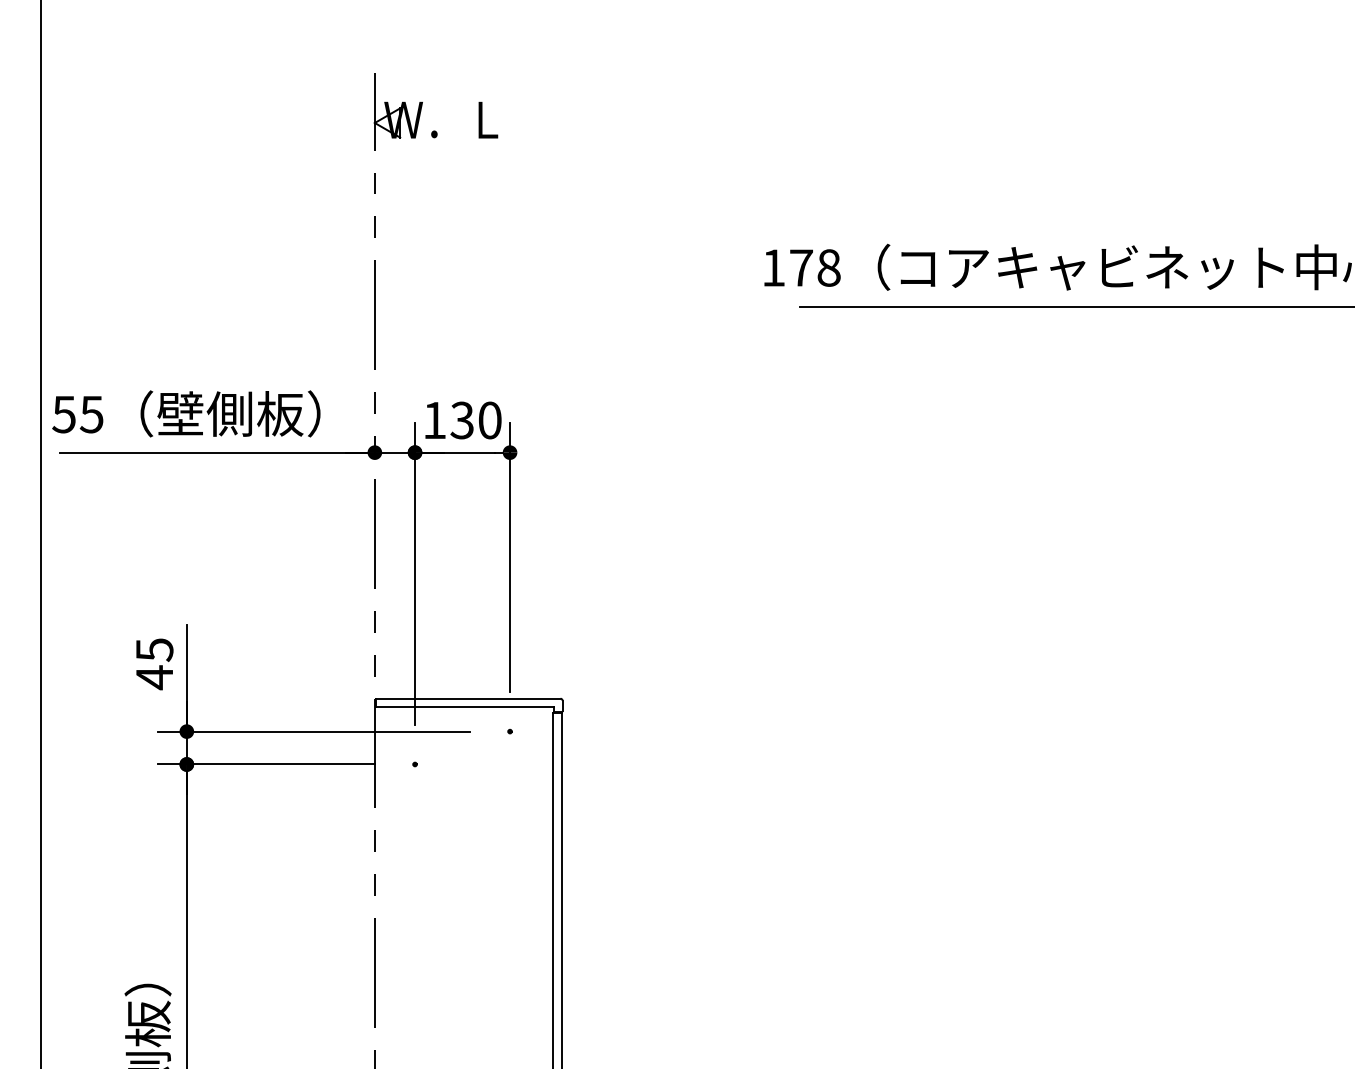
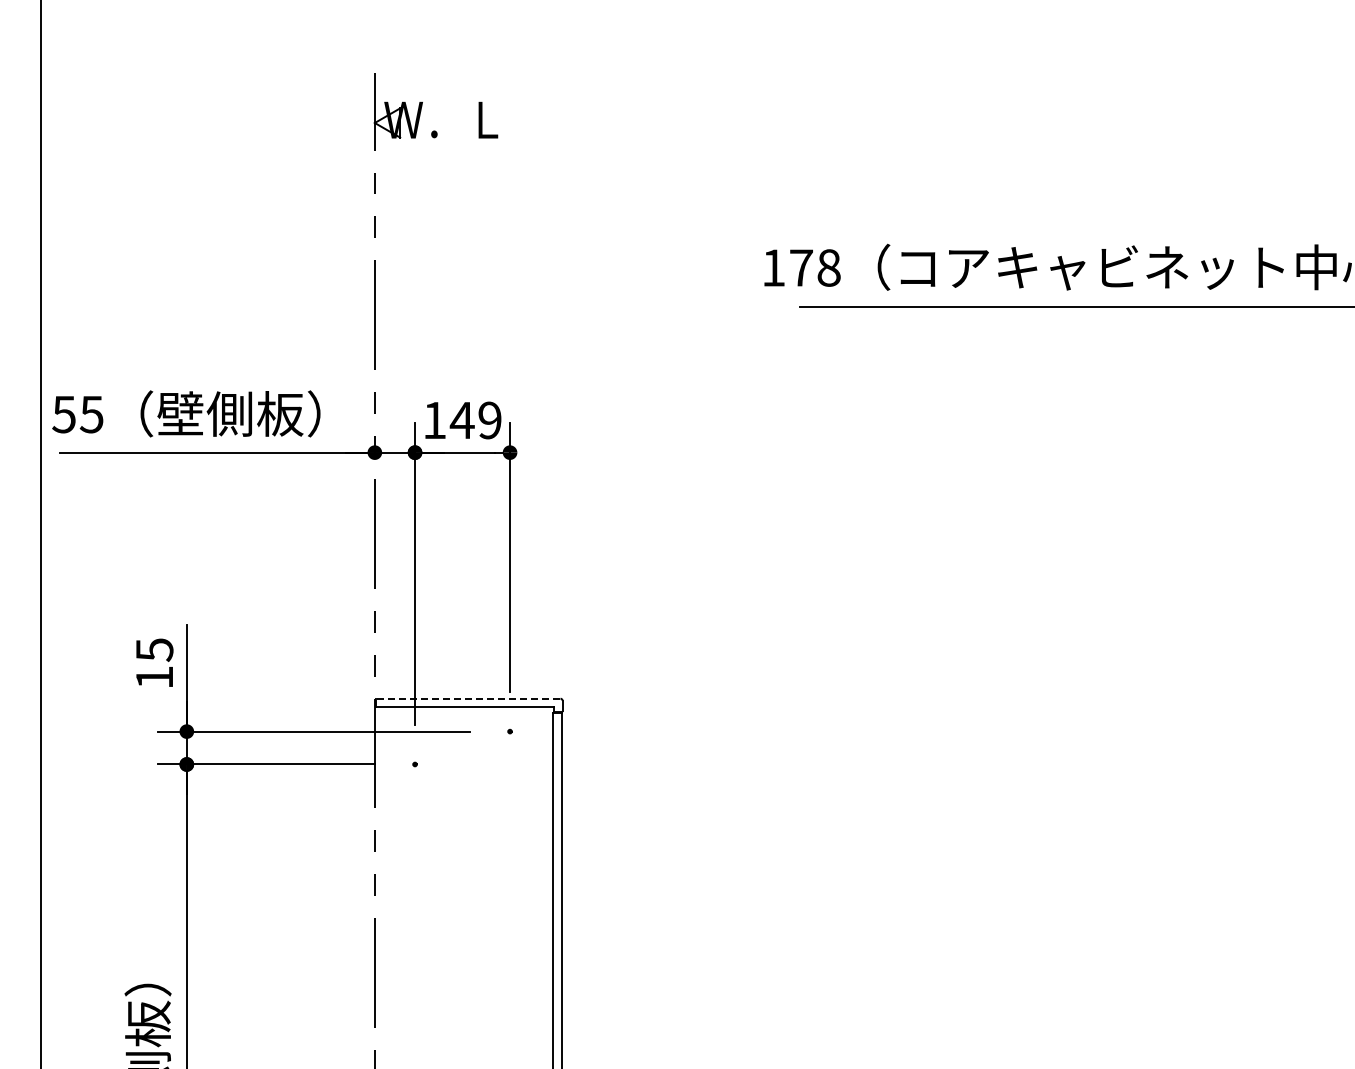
text: 130 -> 149 (475, 420)
text: 45 -> 15 (154, 677)
line: solid -> dashed (467, 698)
